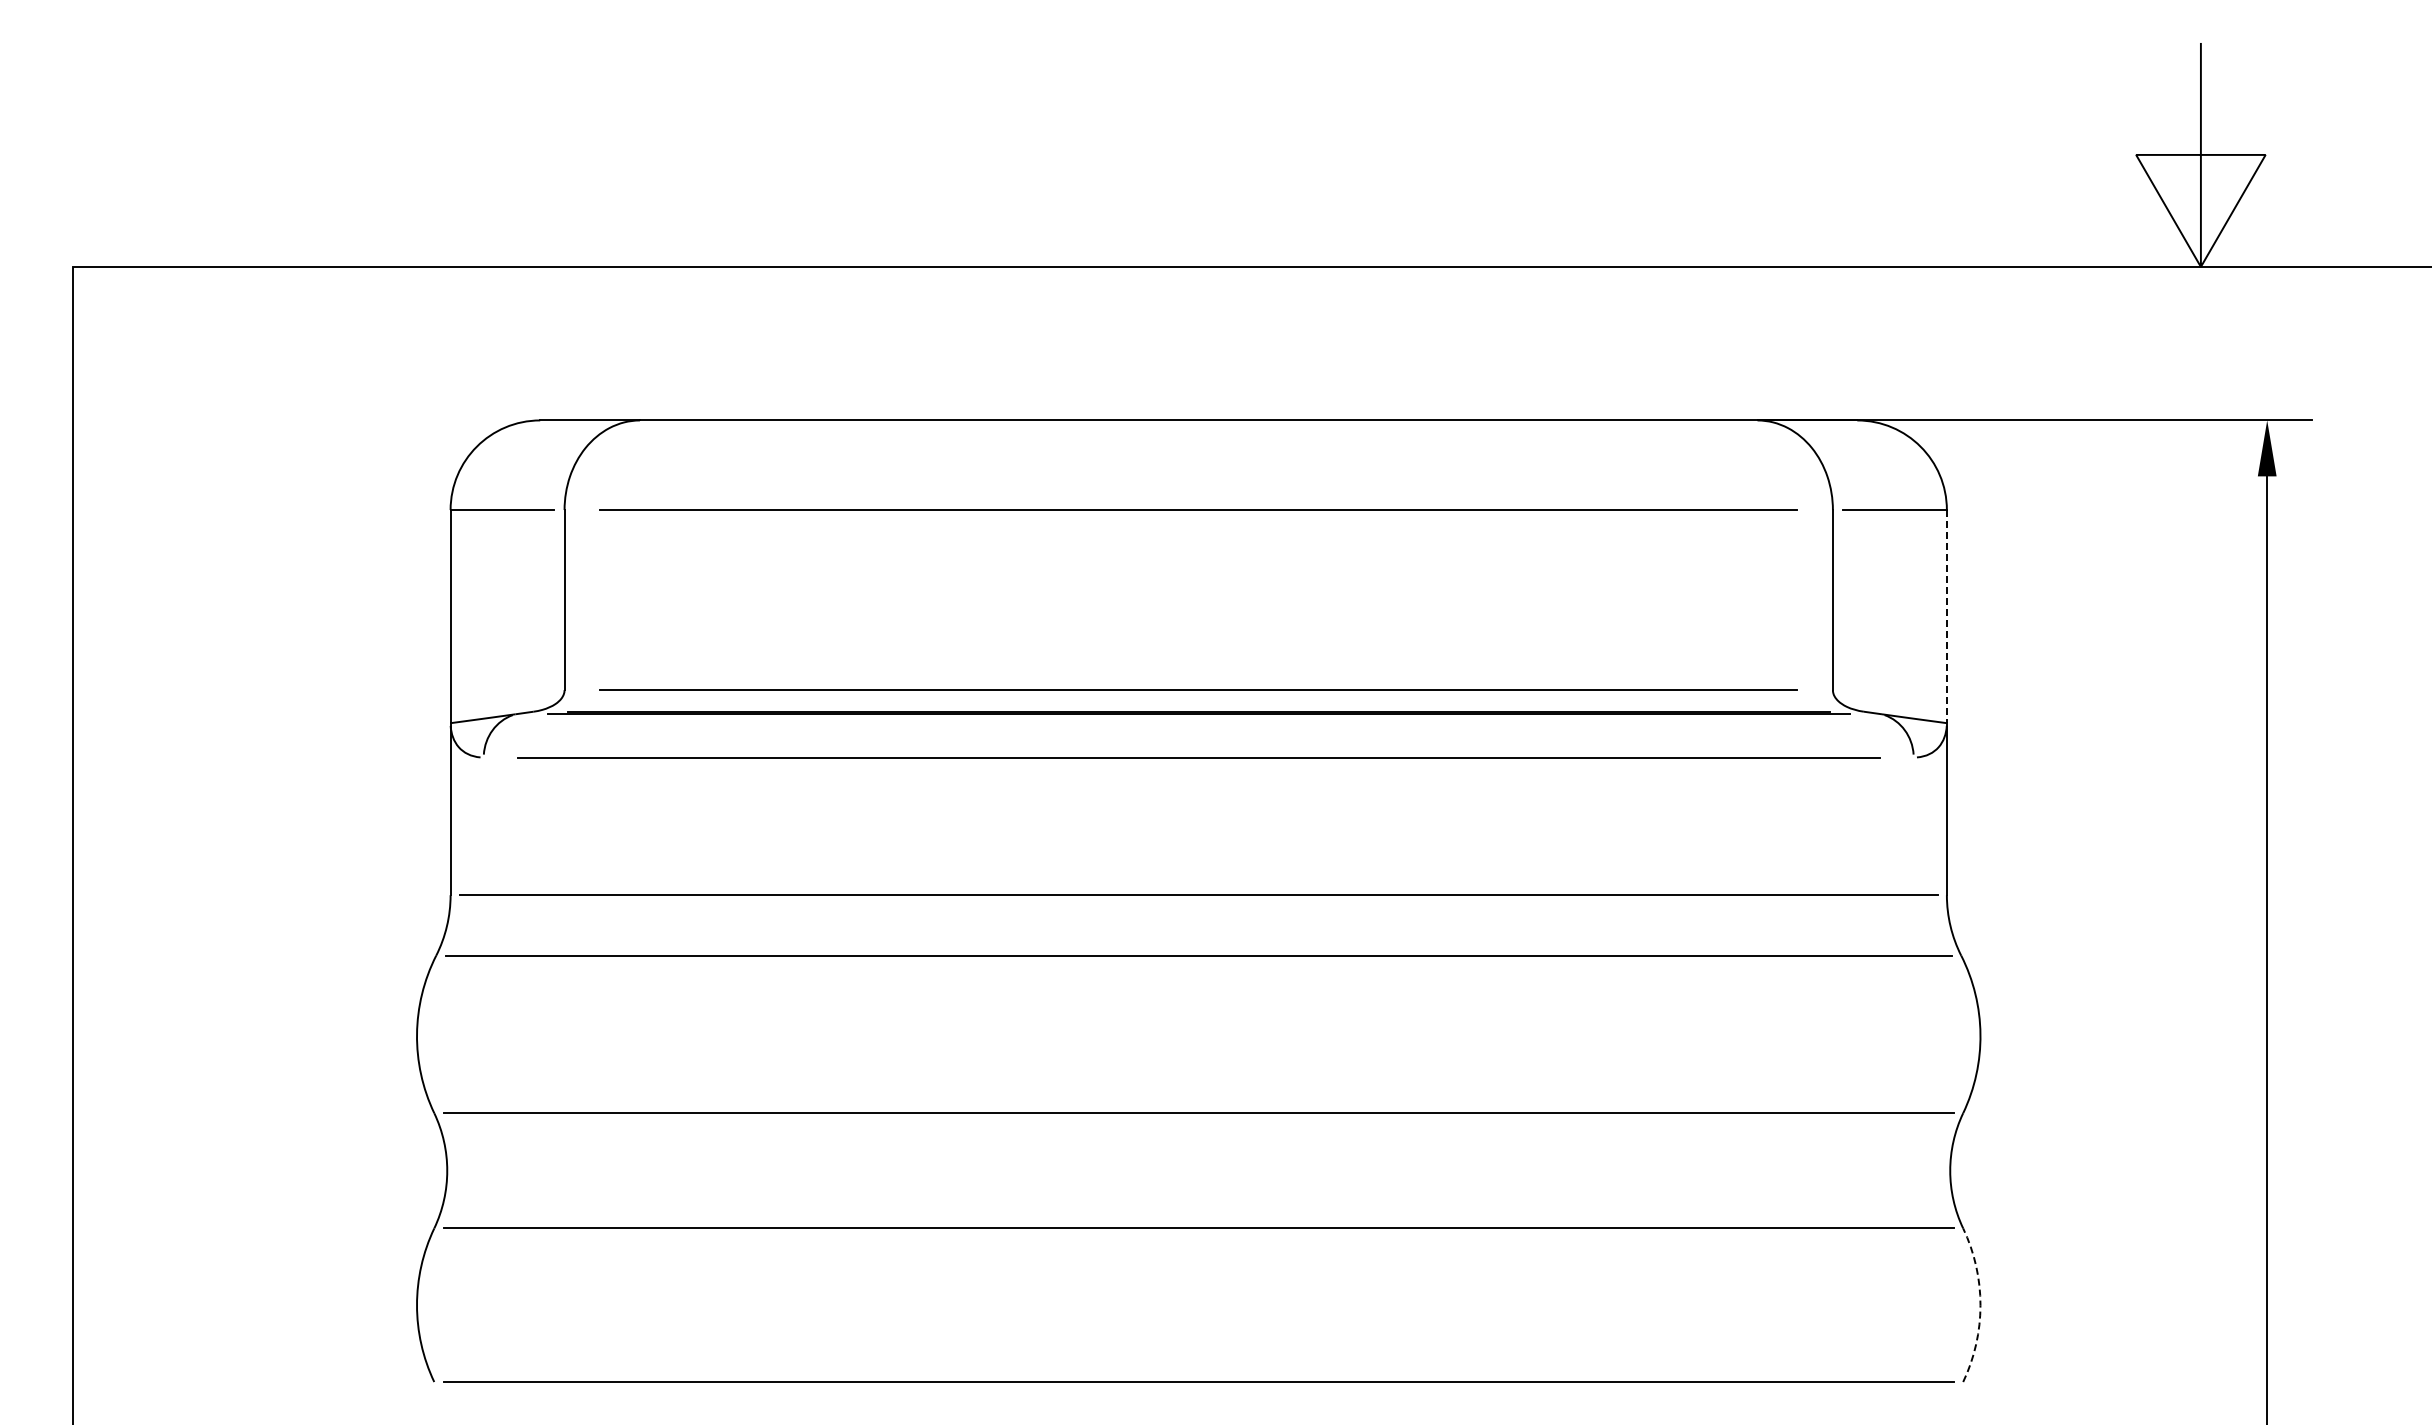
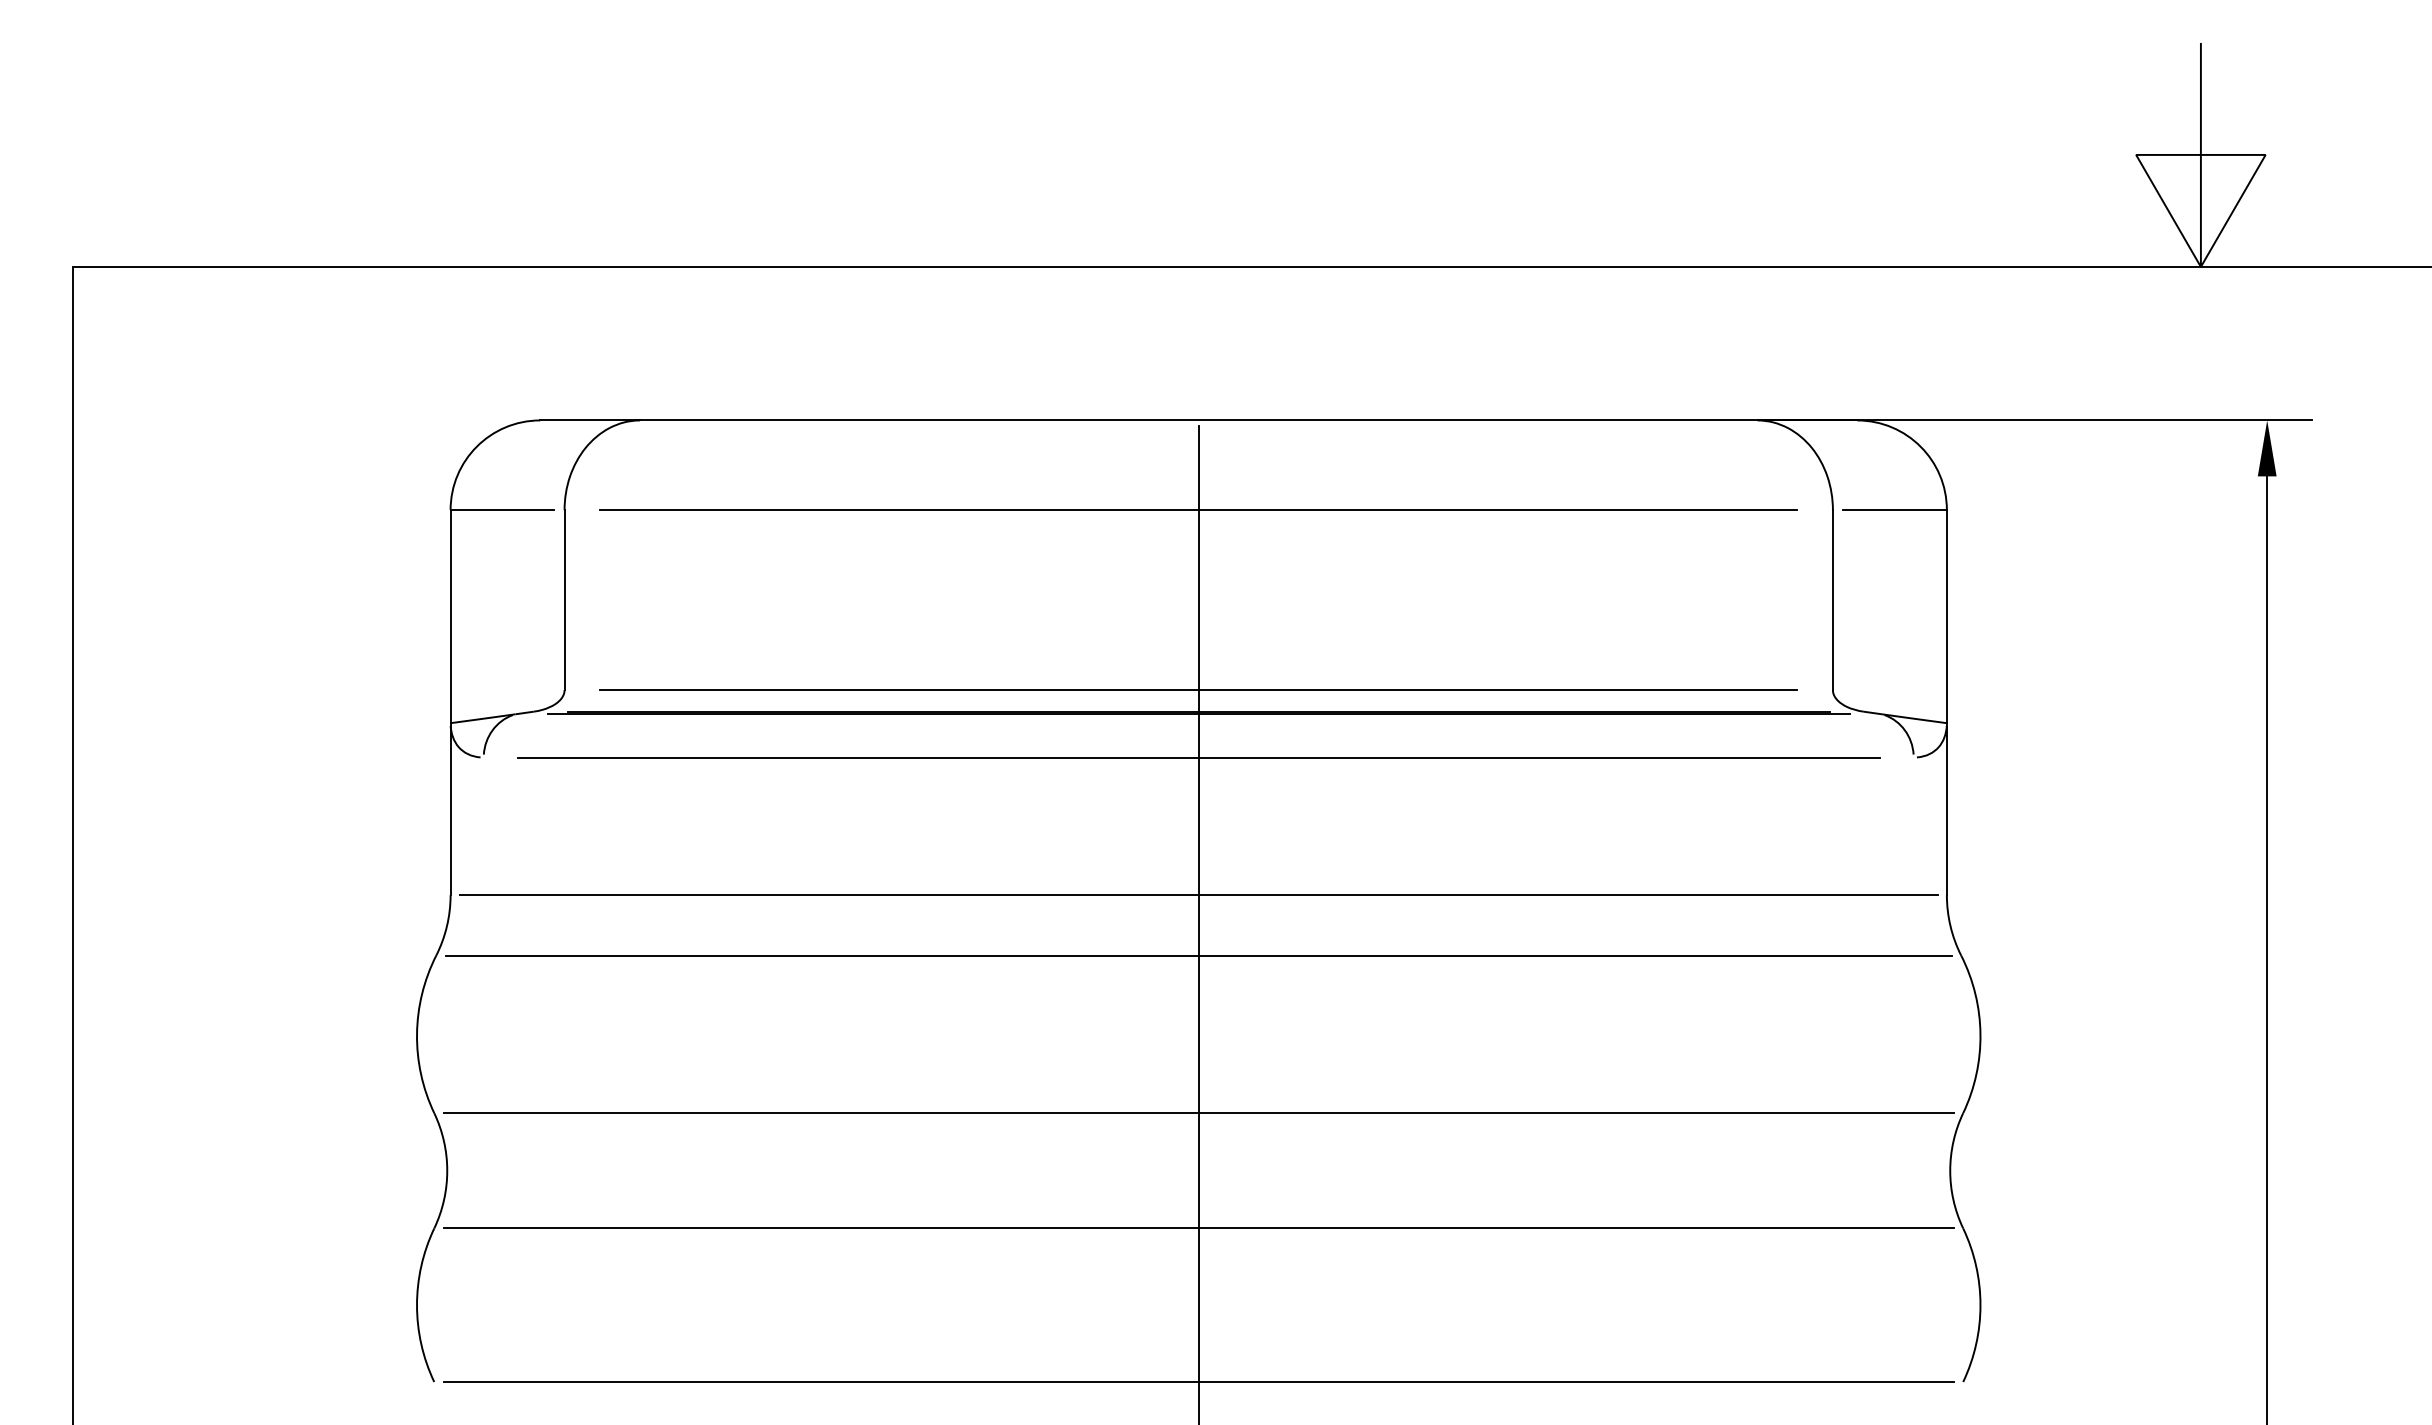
line: dashed -> solid (1946, 616)
line: none -> present (1198, 923)
arc: dashed -> solid (1980, 1305)
